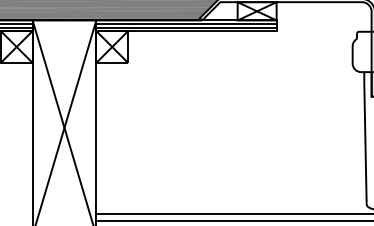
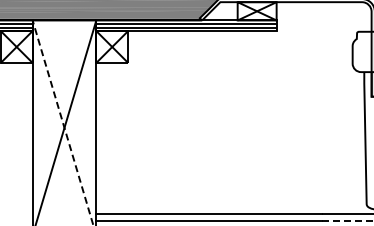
line: solid -> dashed (62, 122)
line: solid -> dashed (348, 221)
